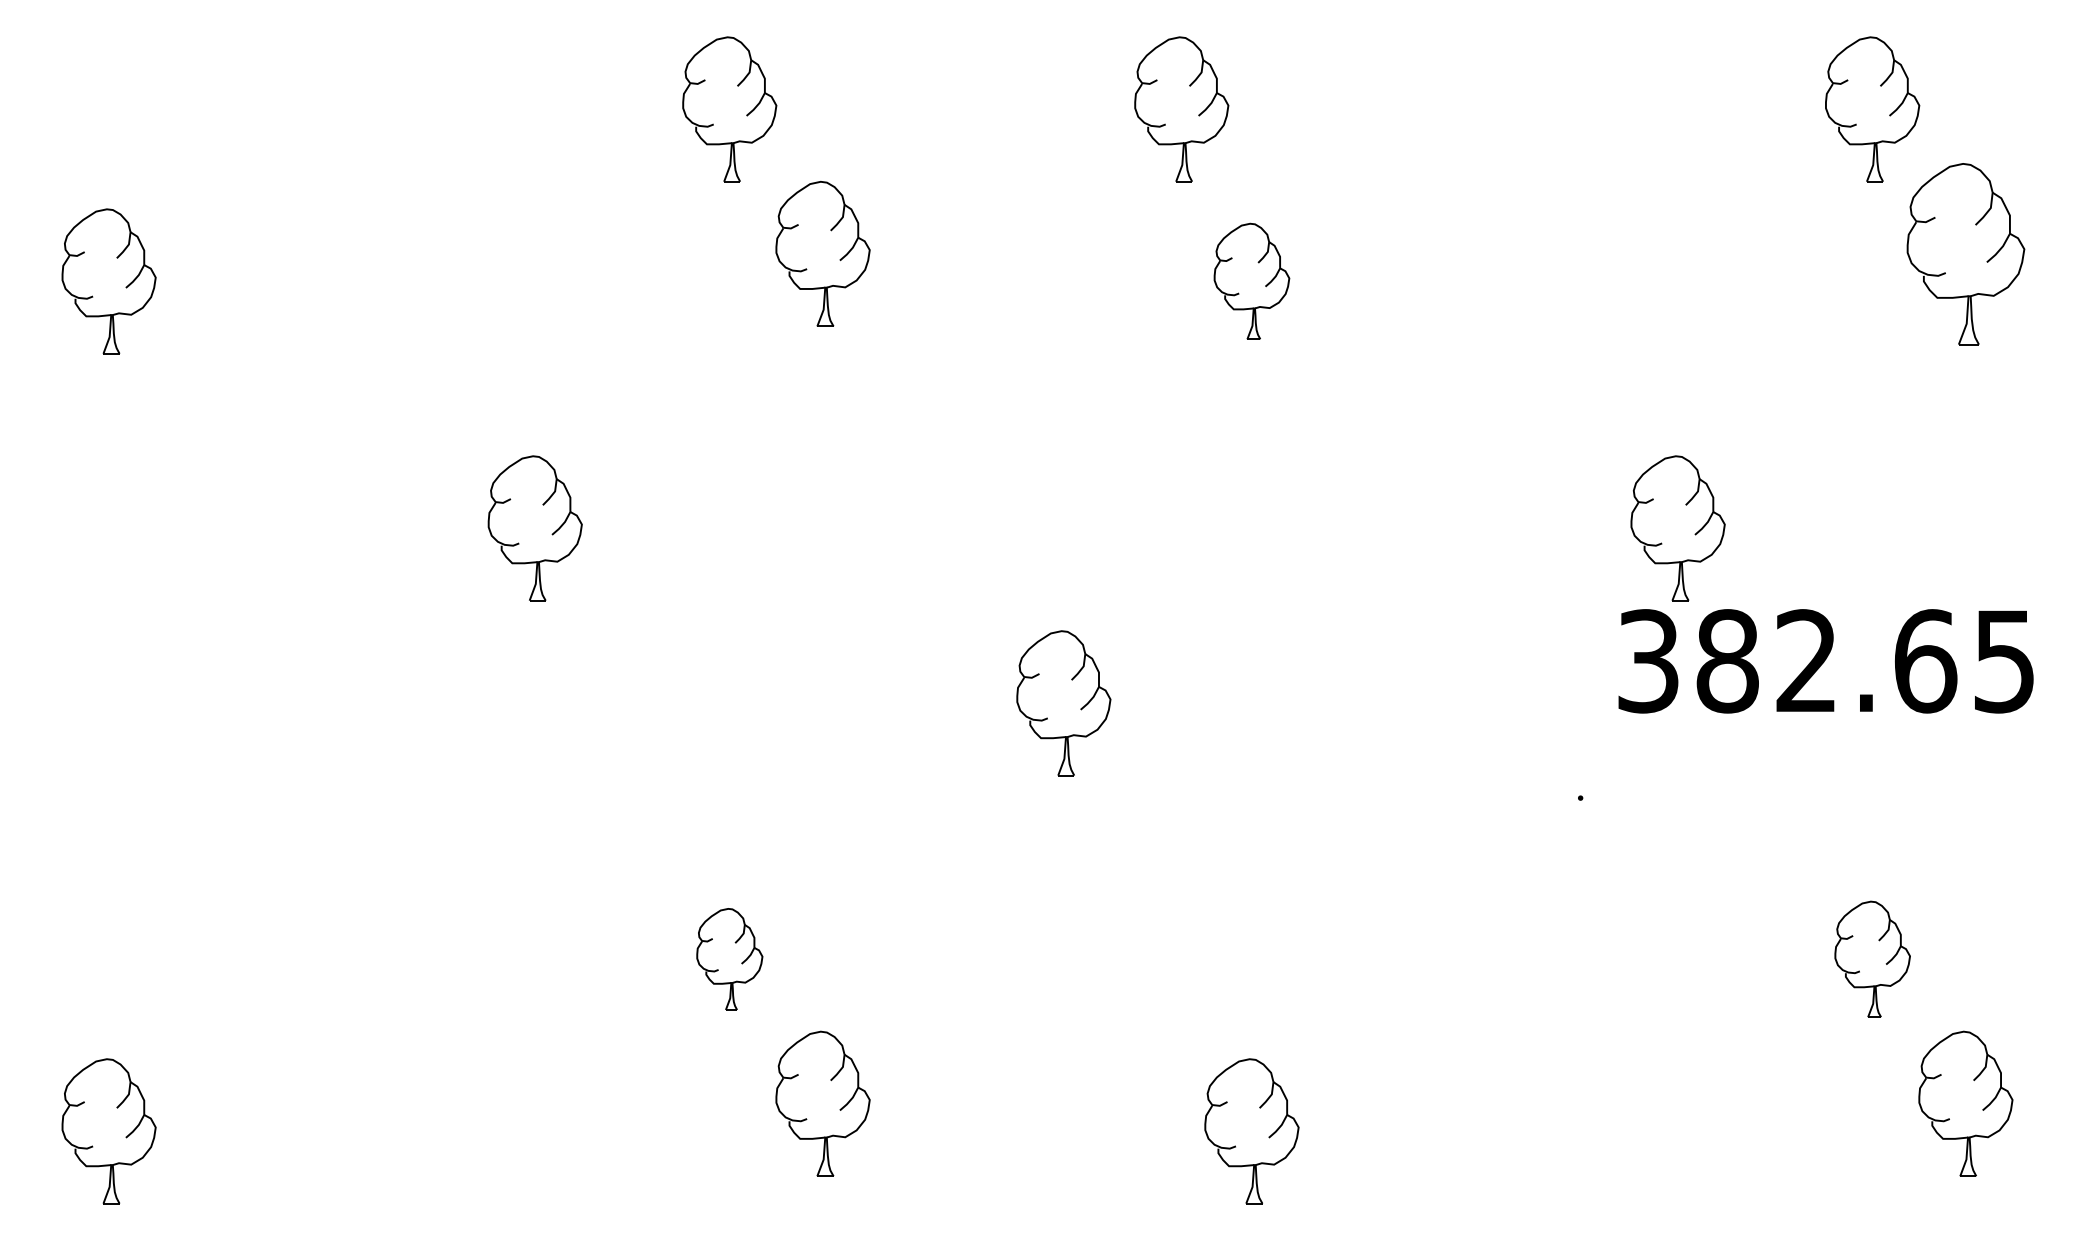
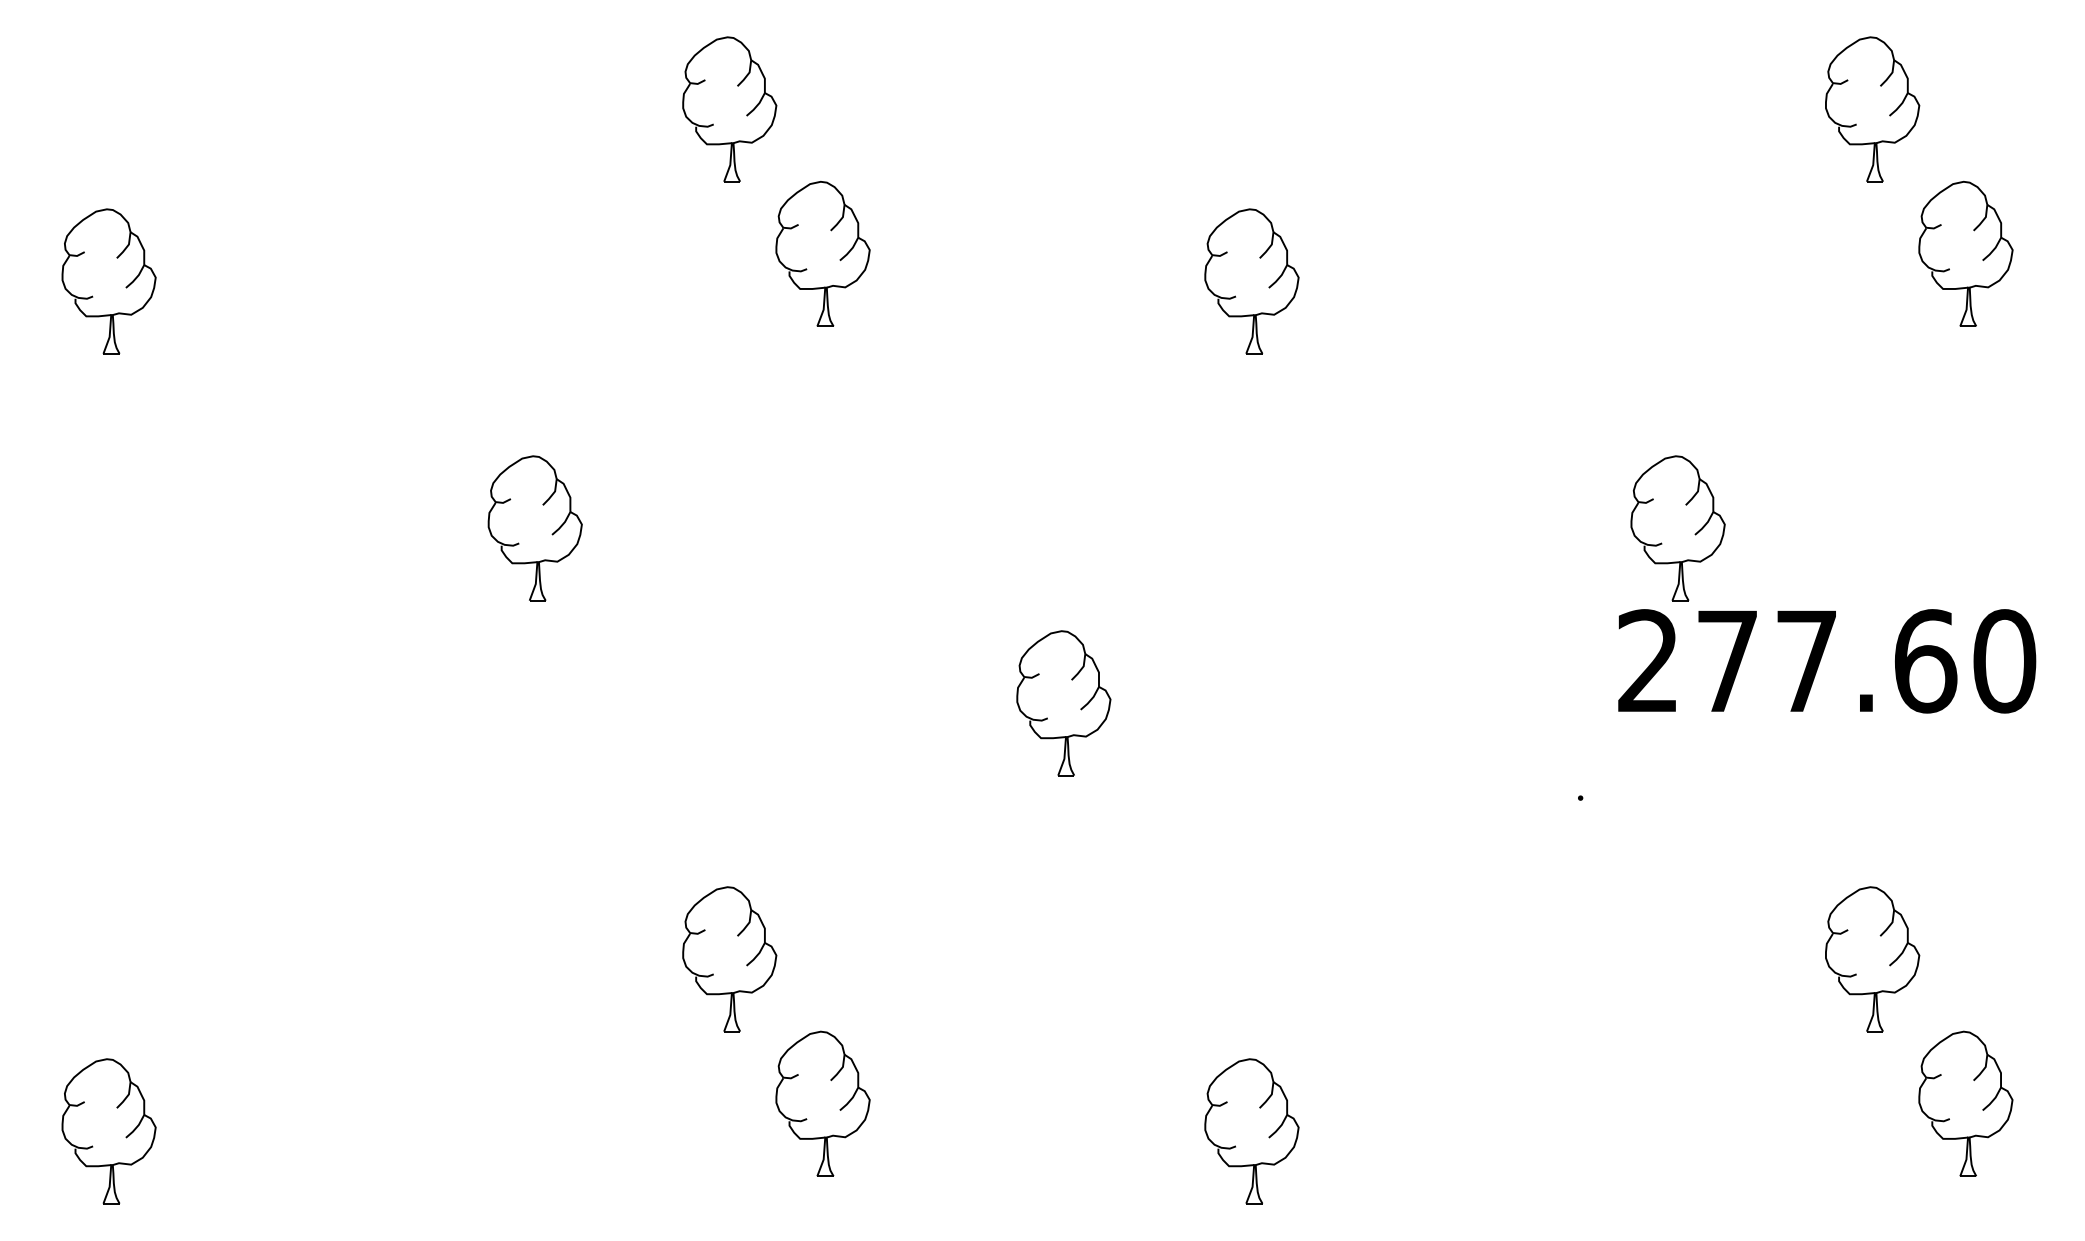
part: present -> none (1181, 109)
part size: 120x183 px -> 96x147 px (1965, 253)
part size: 78x118 px -> 96x147 px (1251, 281)
text: 382.65 -> 277.60 (1827, 661)
part size: 77x118 px -> 96x147 px (1872, 959)
part size: 68x103 px -> 96x147 px (729, 959)
